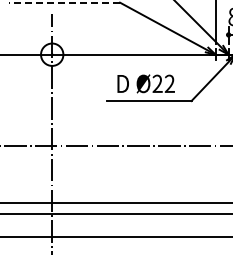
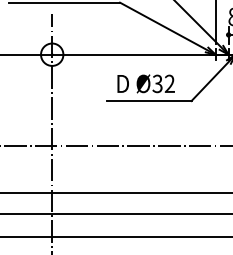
line: dashed -> solid (64, 2)
text: Ø22 -> Ø32 (157, 84)
line position: (115, 203) -> (115, 193) (115, 193)
